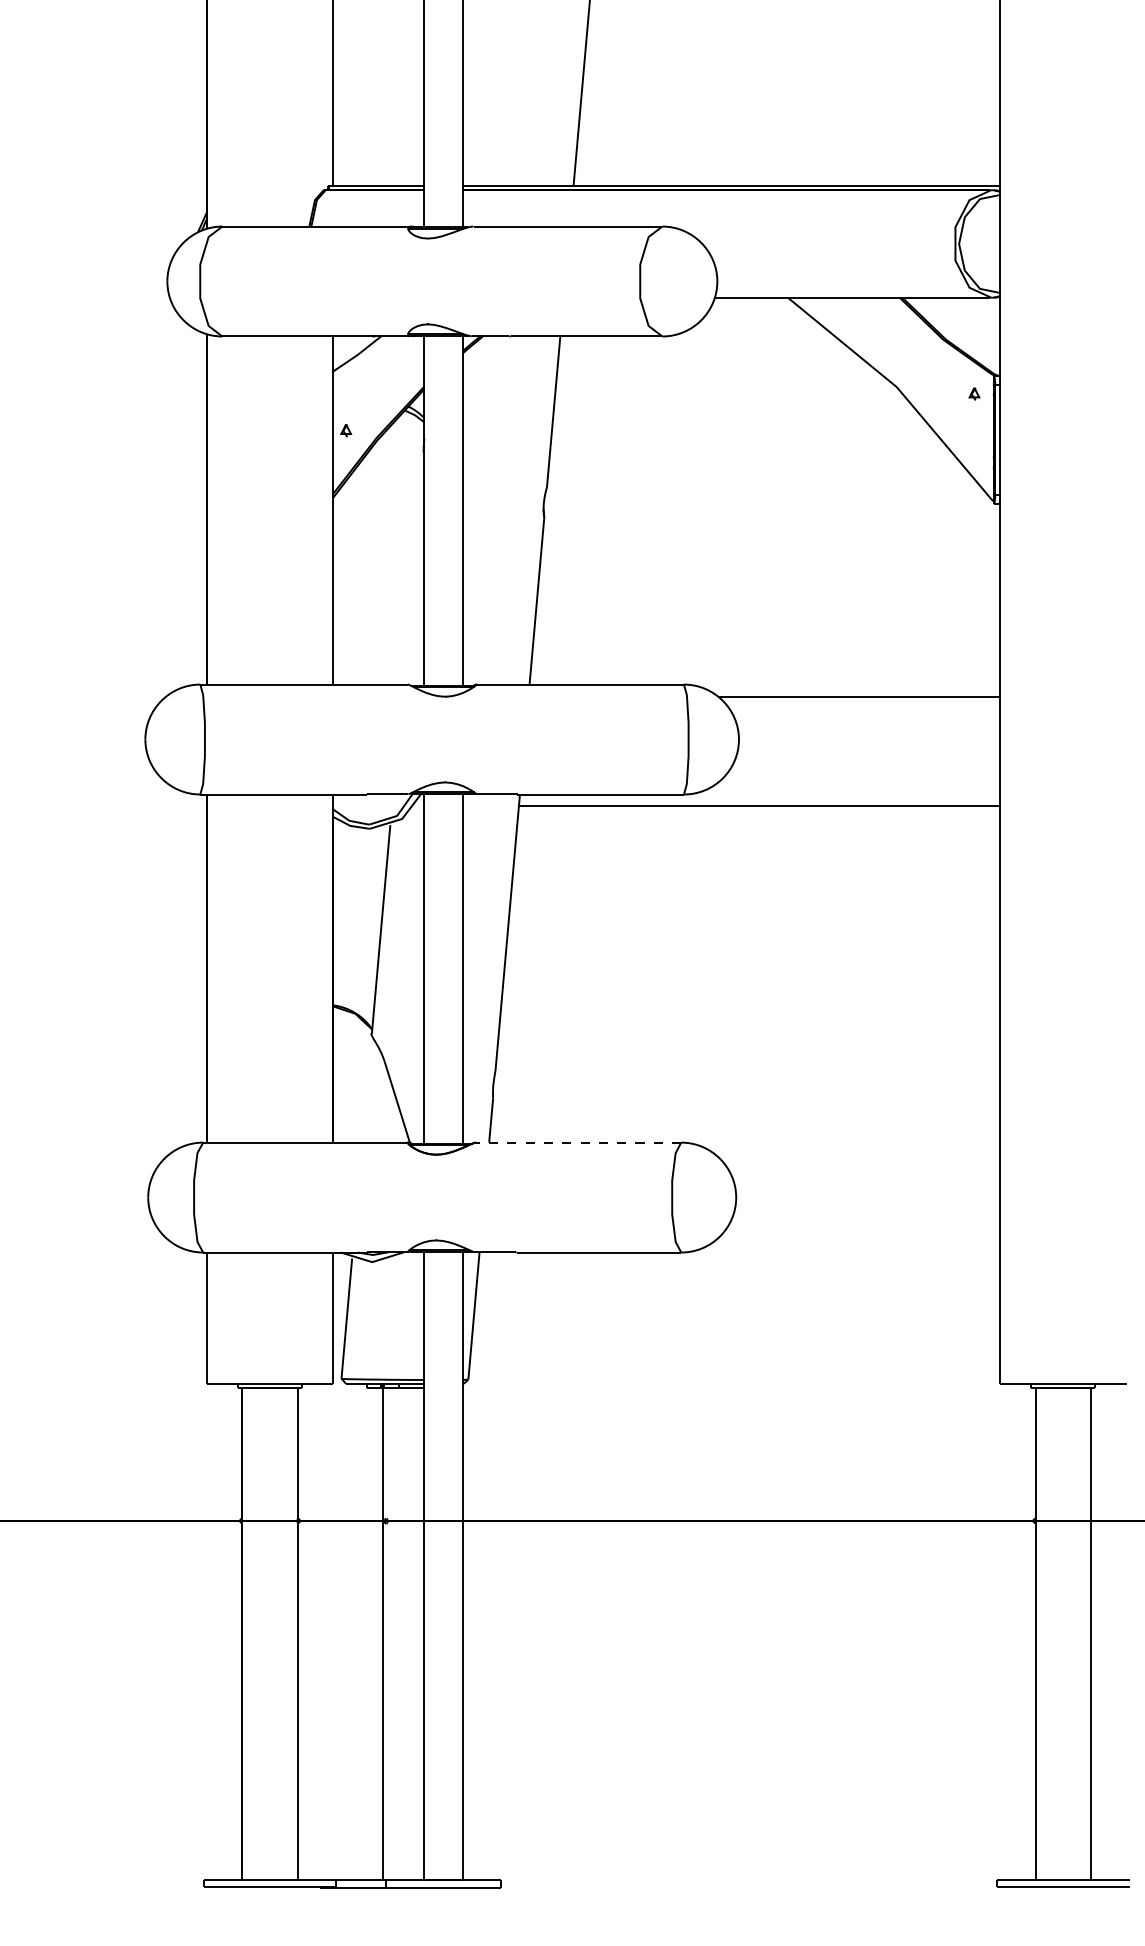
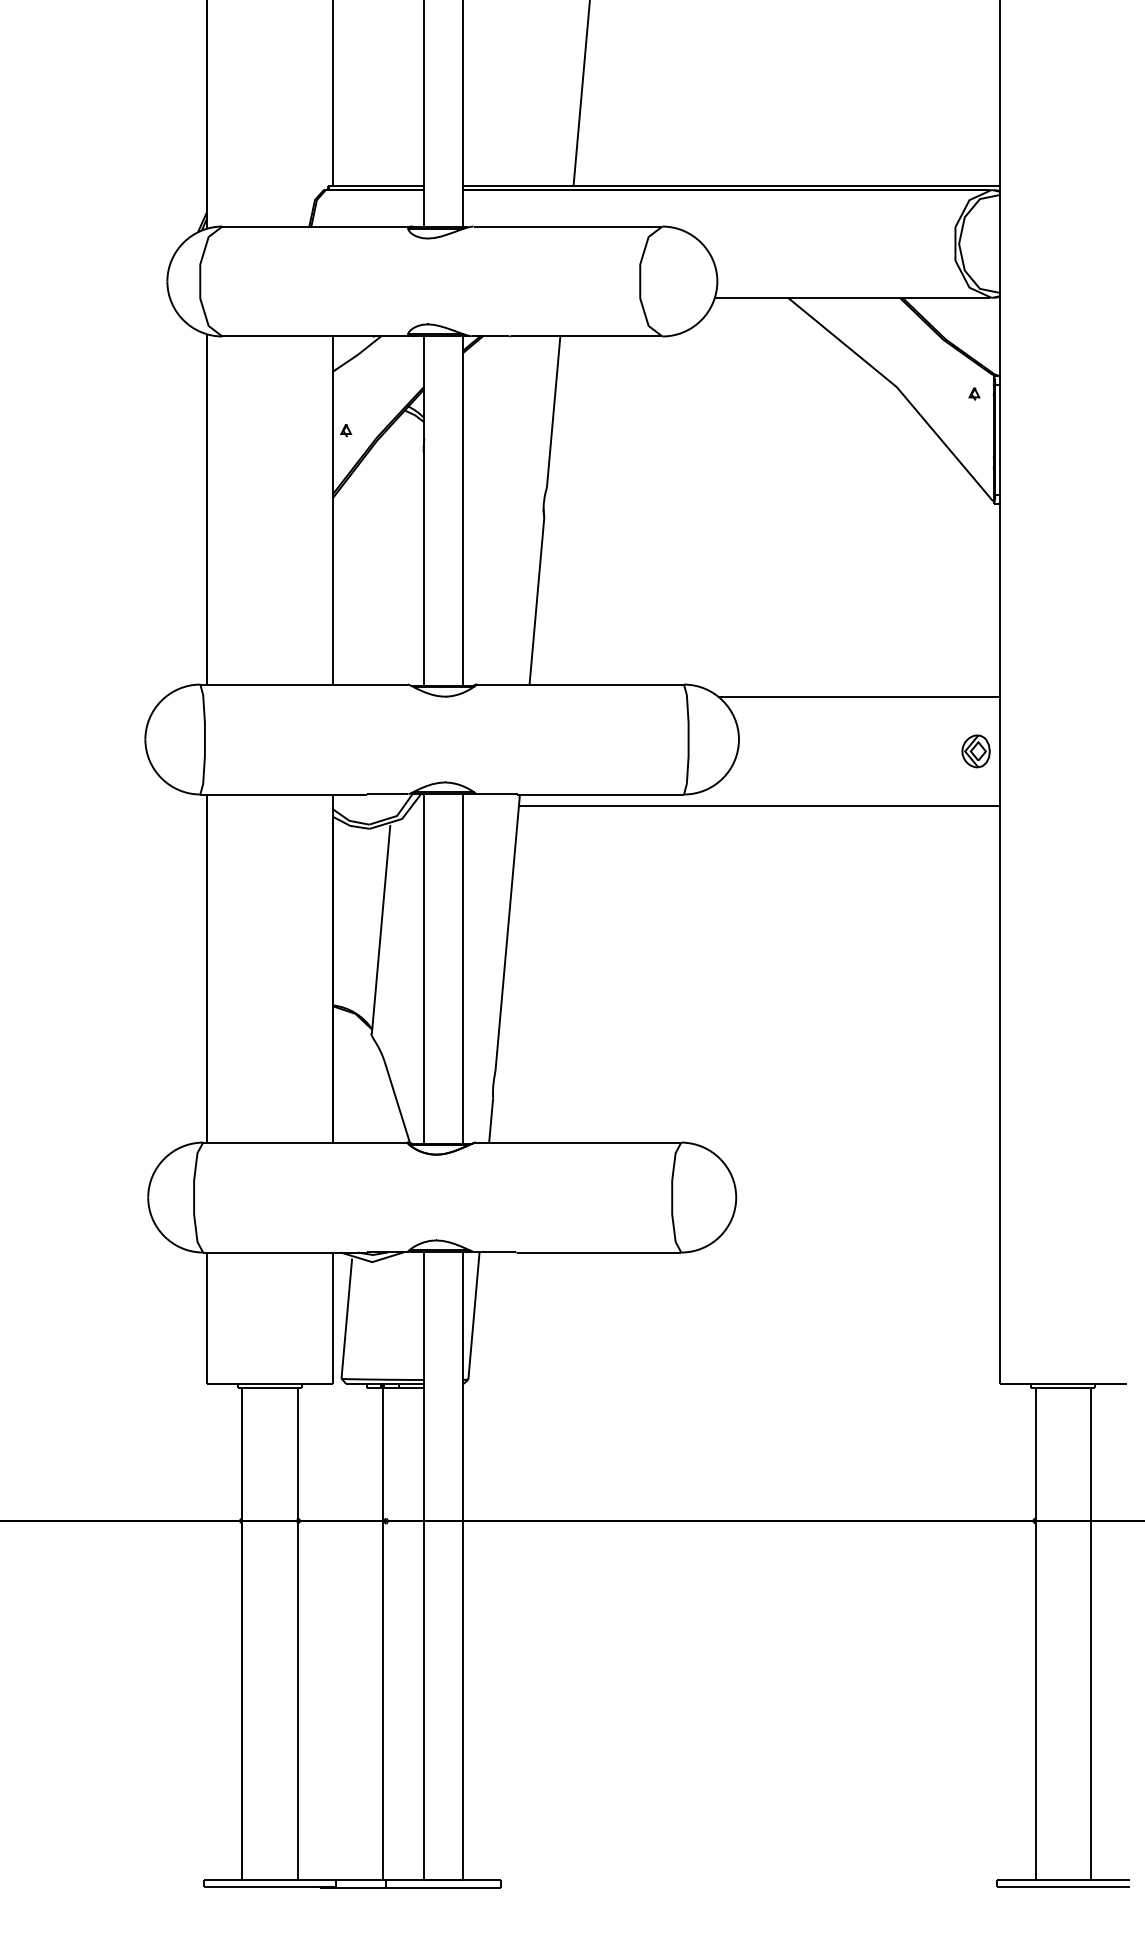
part: none -> present (975, 751)
line: dashed -> solid (578, 1142)
